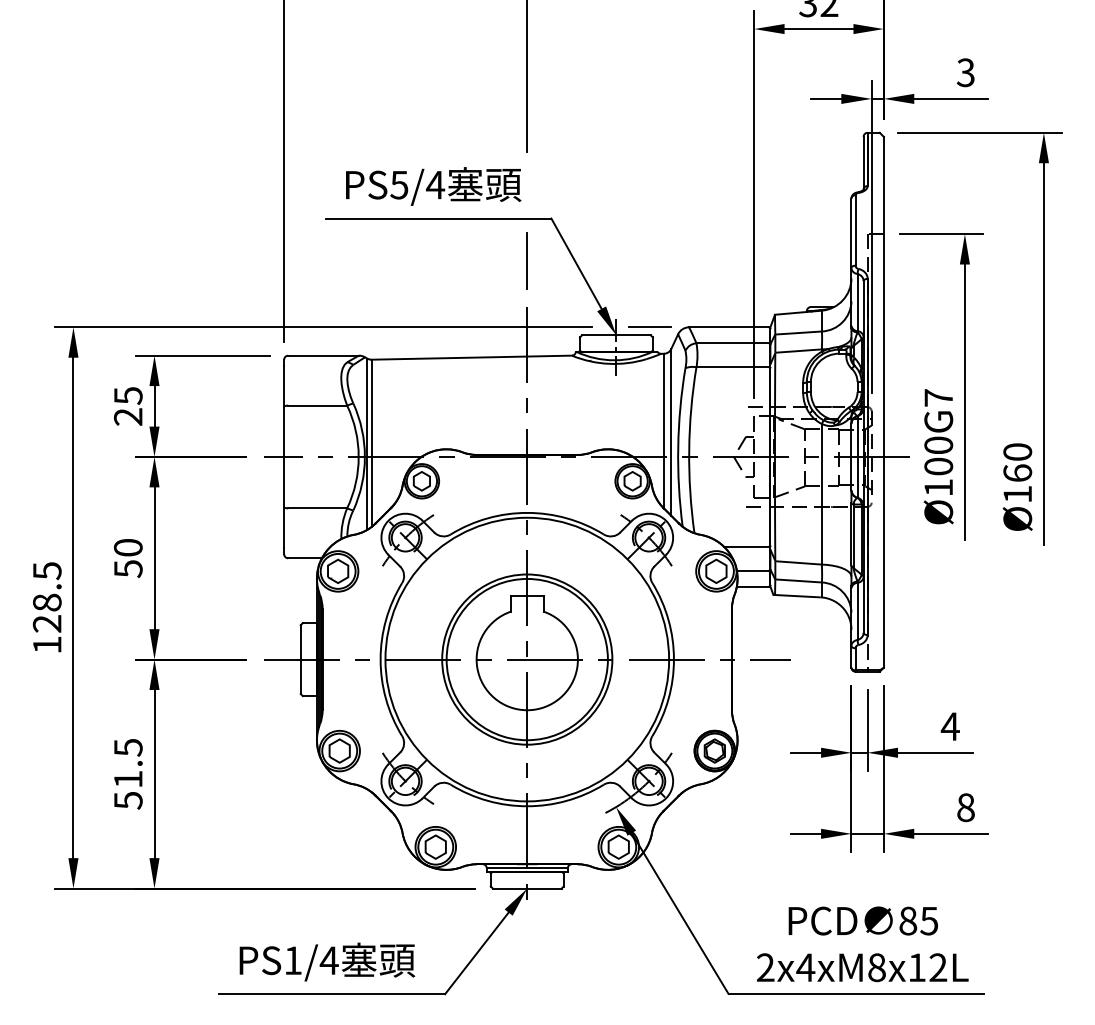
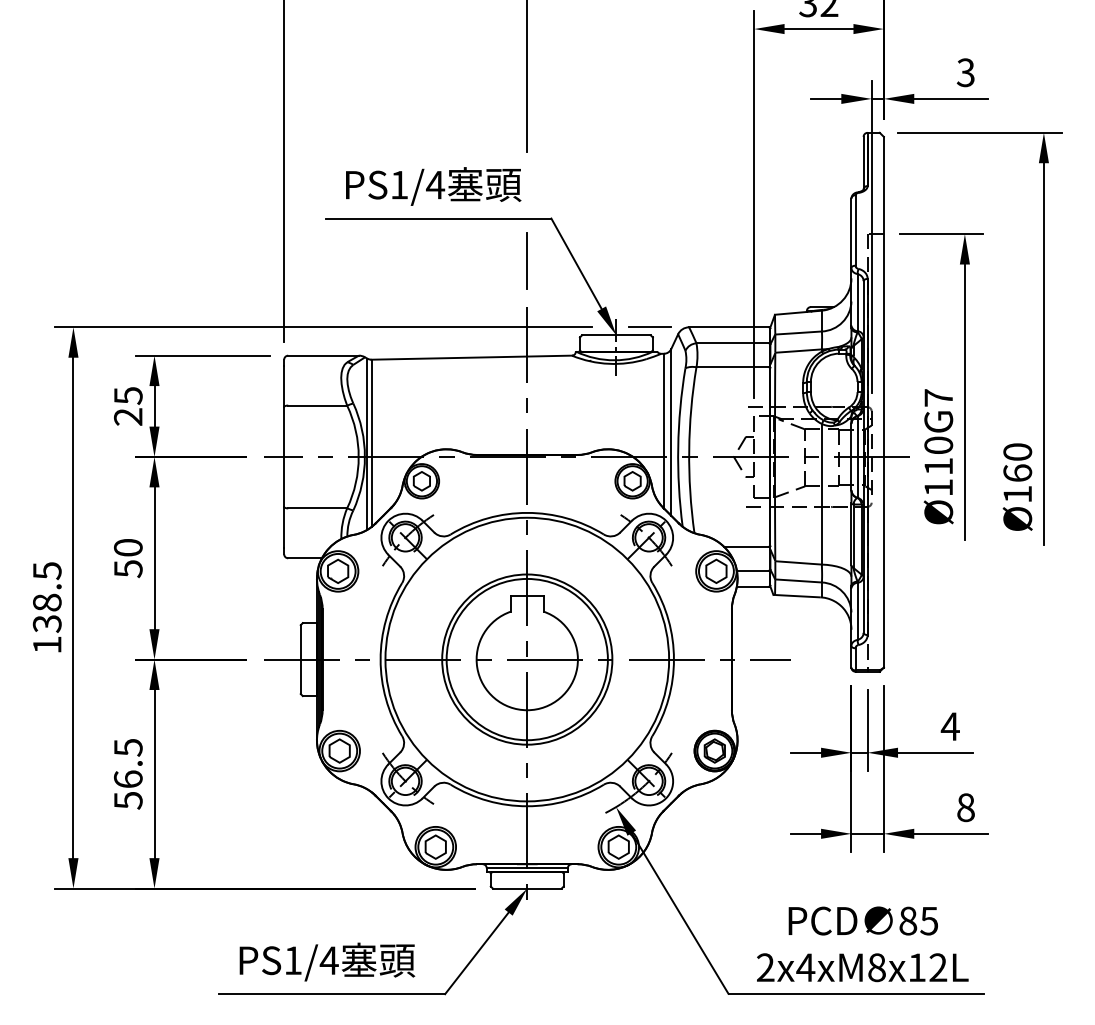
text: PS5/4 -> PS1/4 (399, 185)
text: Ø100G7 -> Ø110G7 (938, 466)
text: 128.5 -> 138.5 (47, 623)
text: 51.5 -> 56.5 (127, 778)
